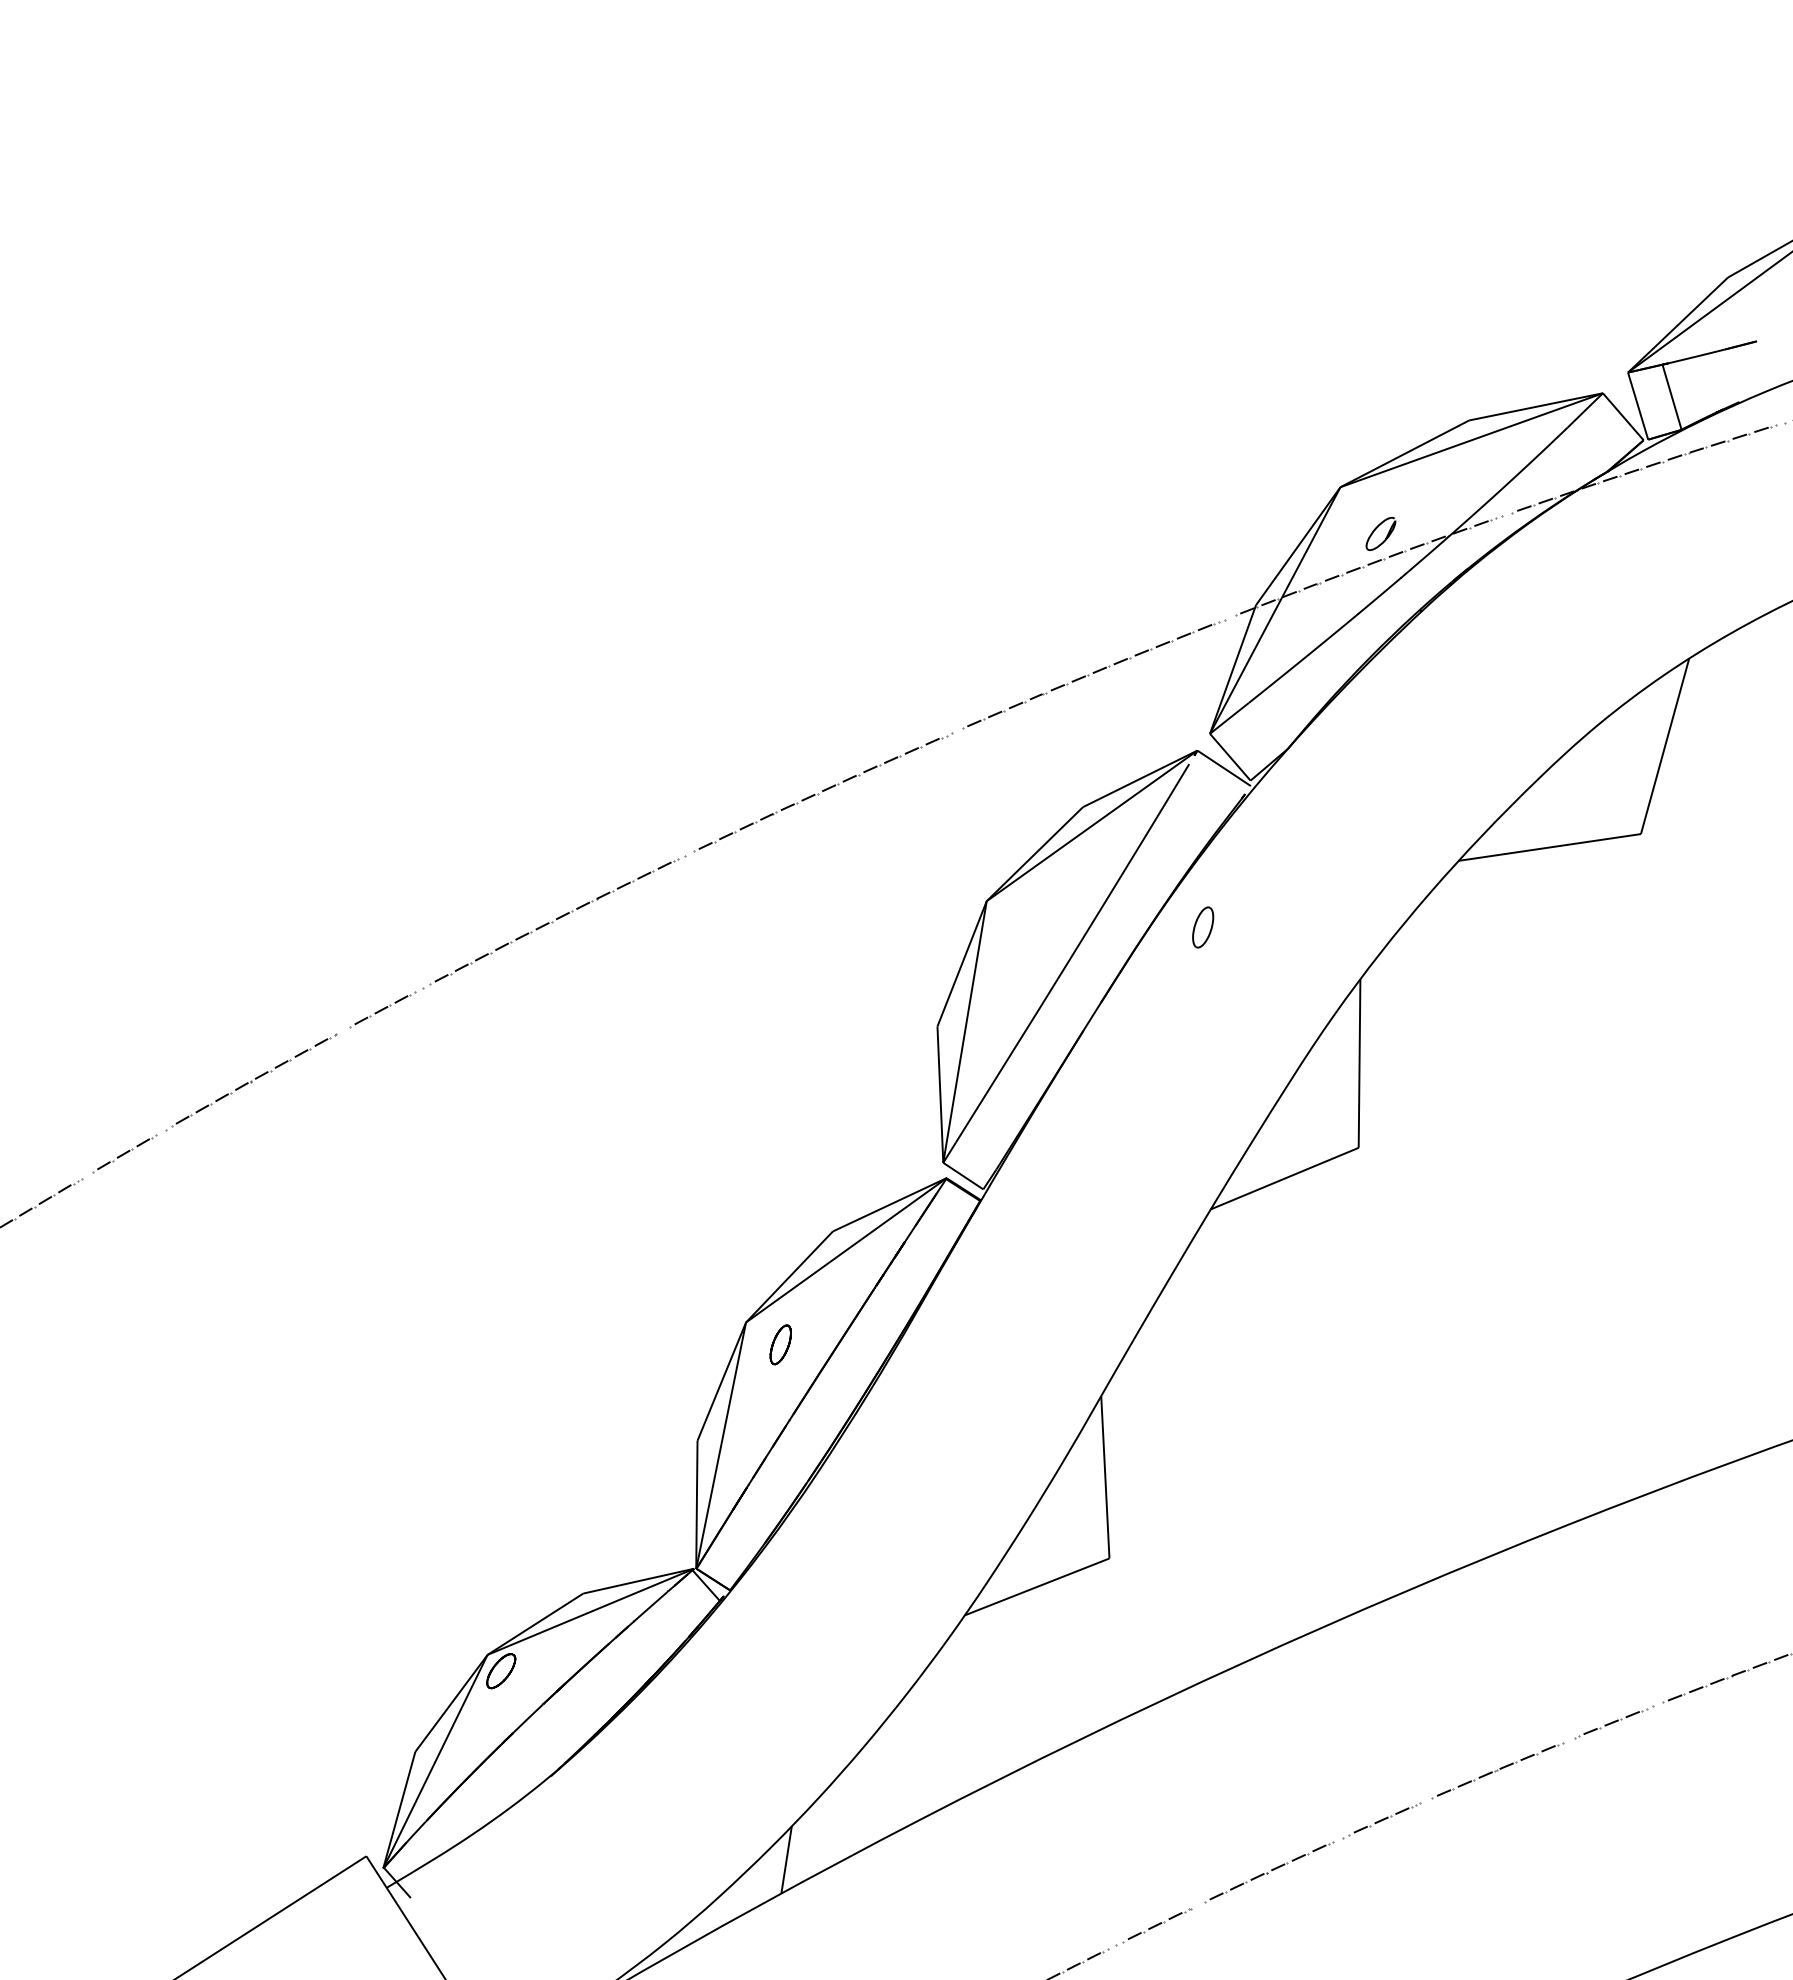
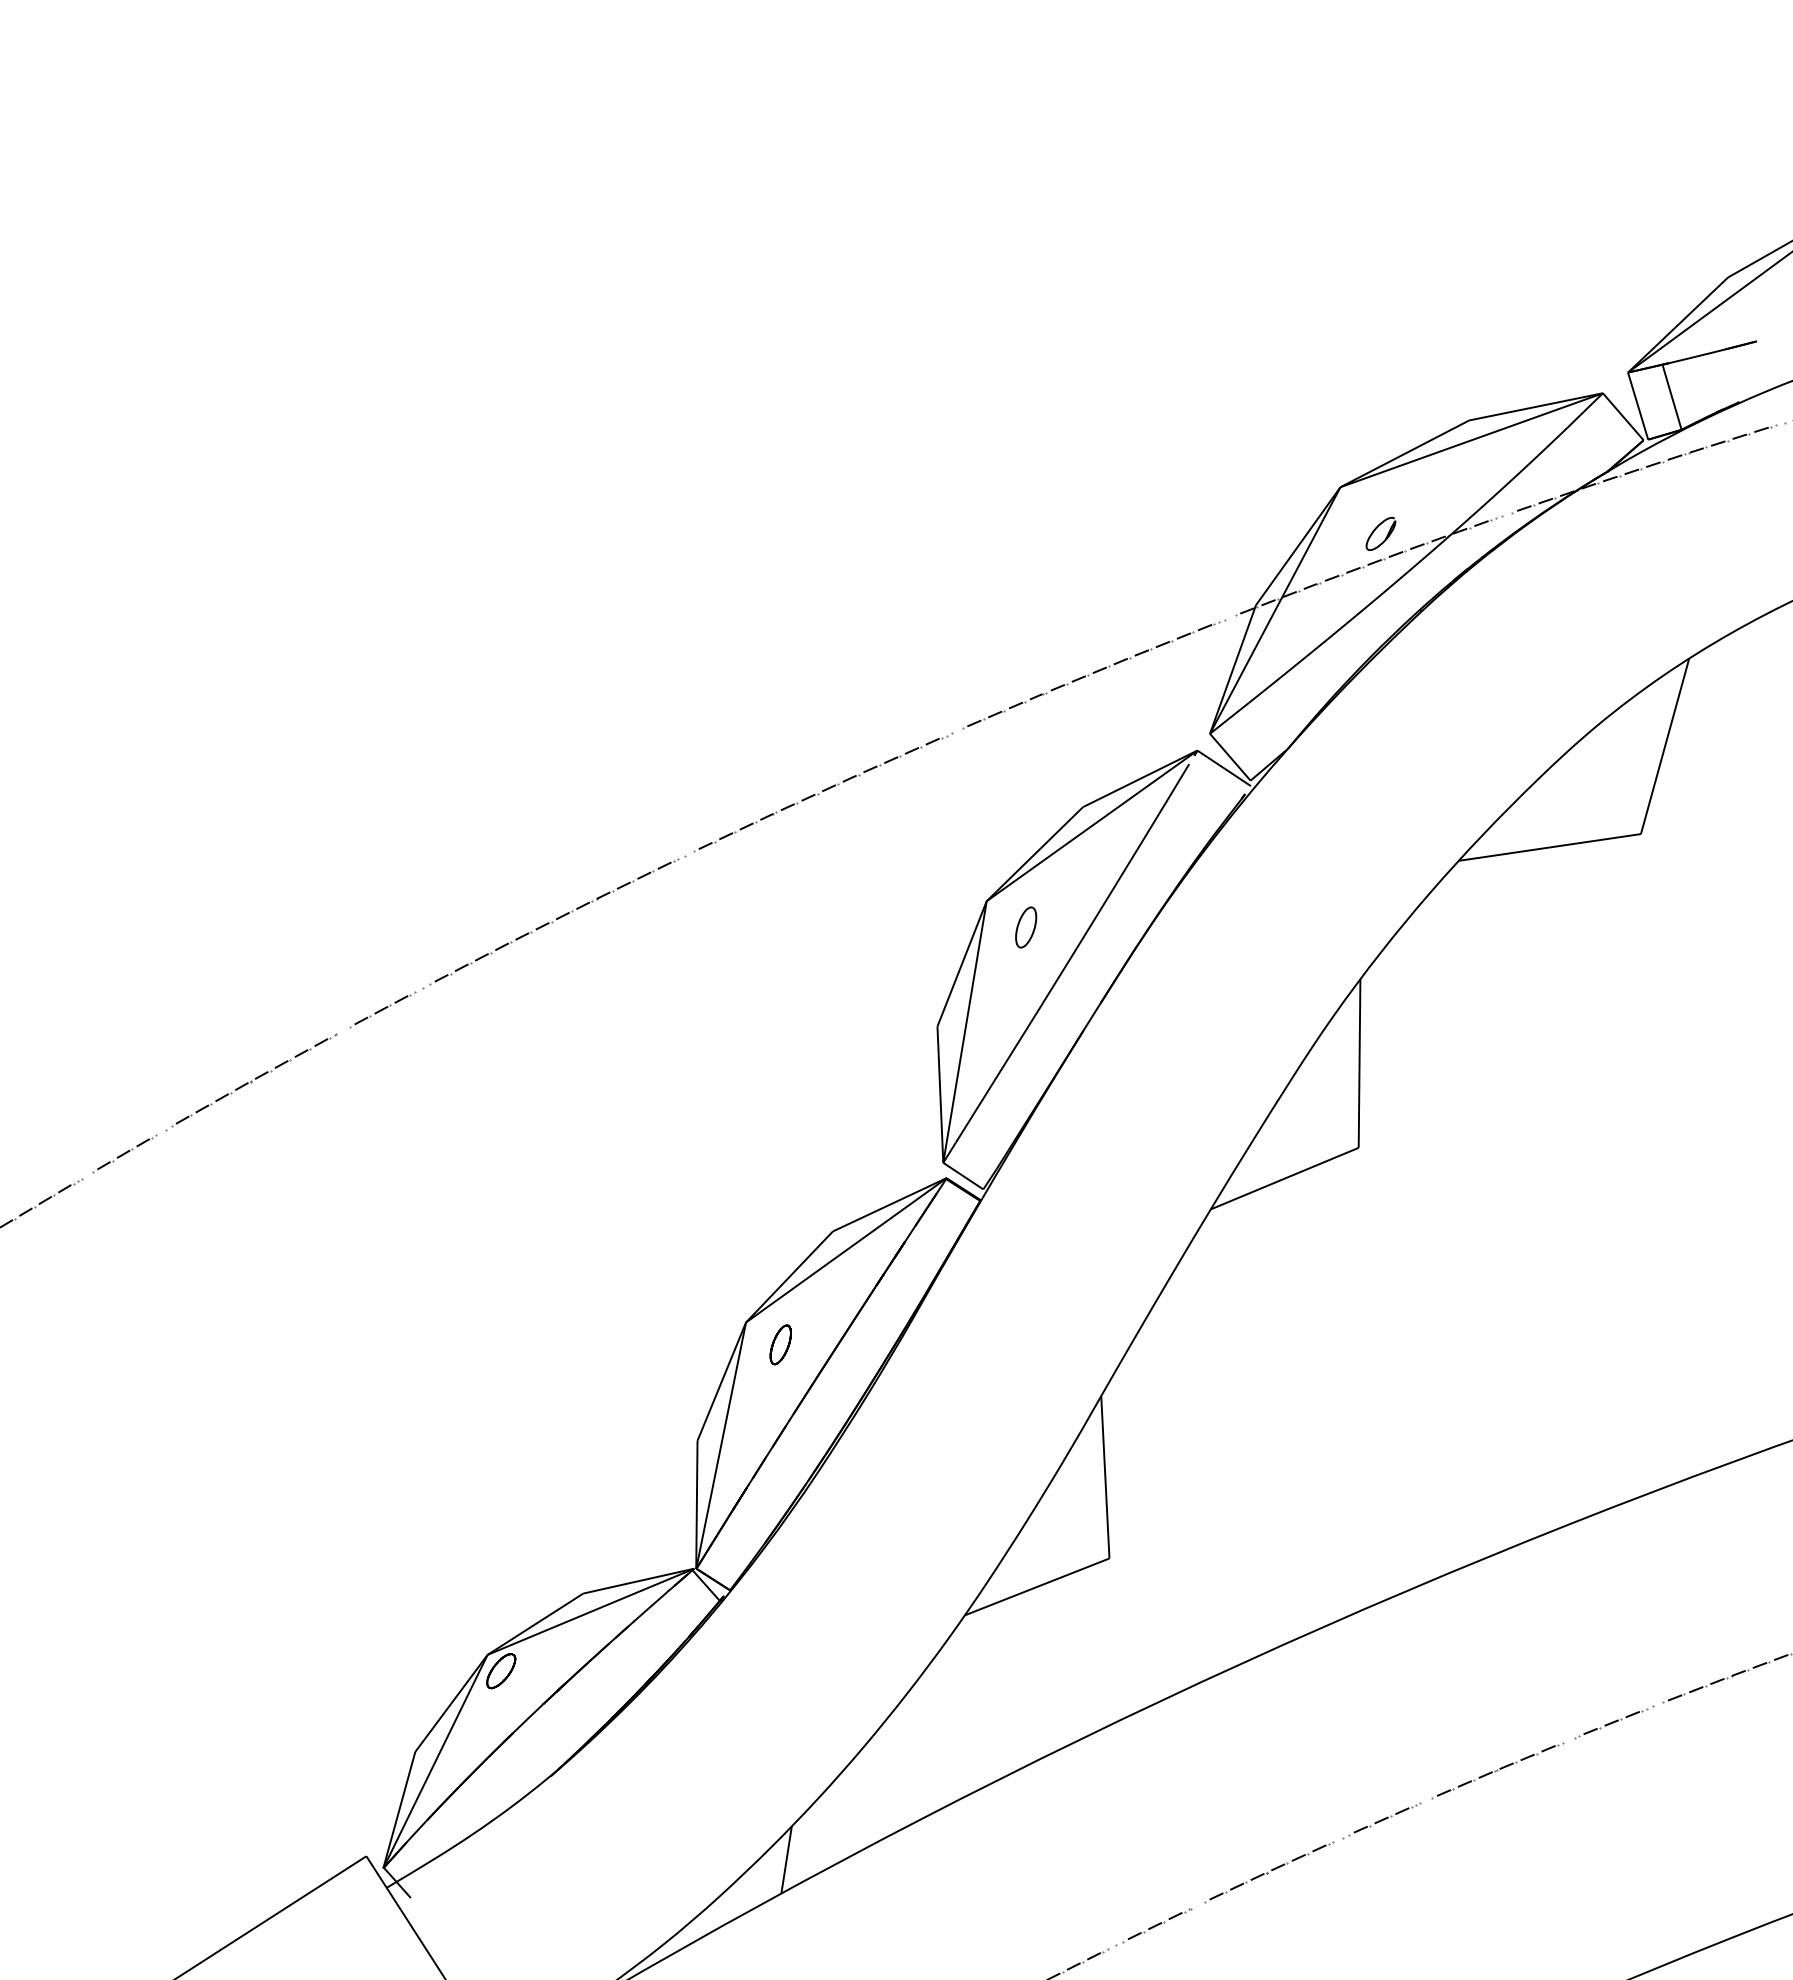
part position: (1203, 927) -> (1026, 927) (1026, 927)
